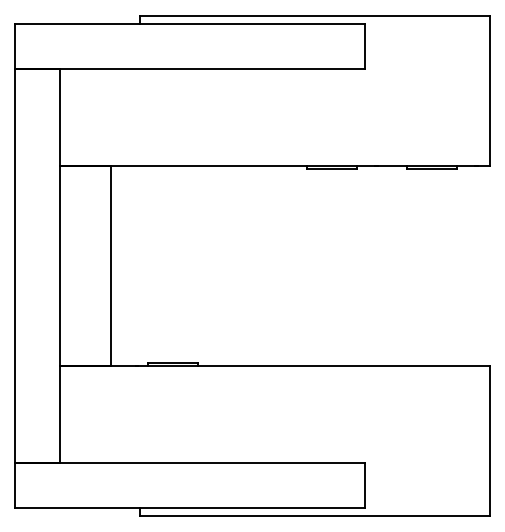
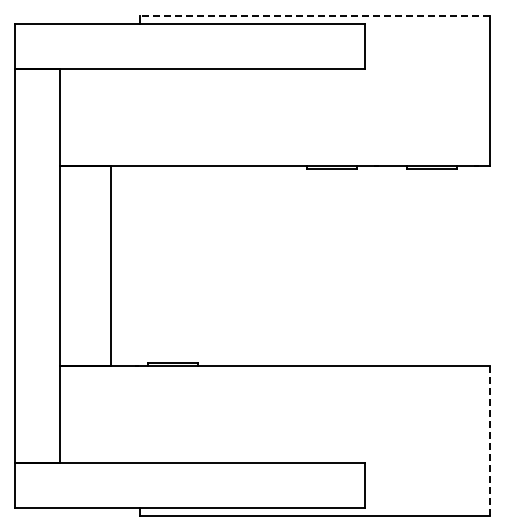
line: solid -> dashed (314, 15)
line: solid -> dashed (490, 441)
